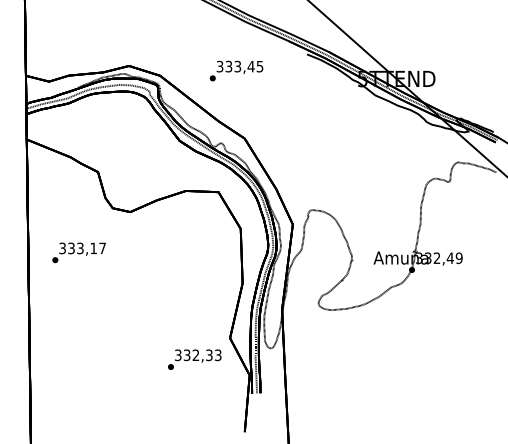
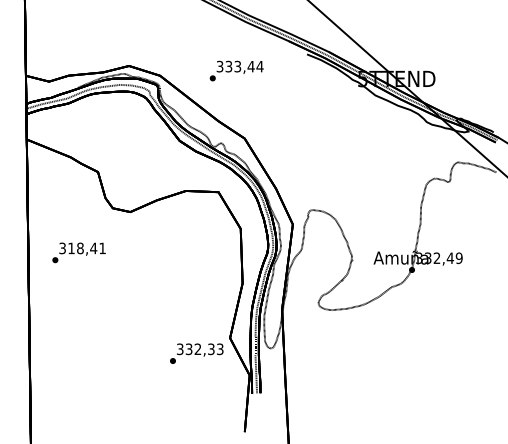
text: 333,45 -> 333,44 (259, 66)
text: 333,17 -> 318,41 (86, 248)
text position: (194, 359) -> (196, 353) (196, 353)
